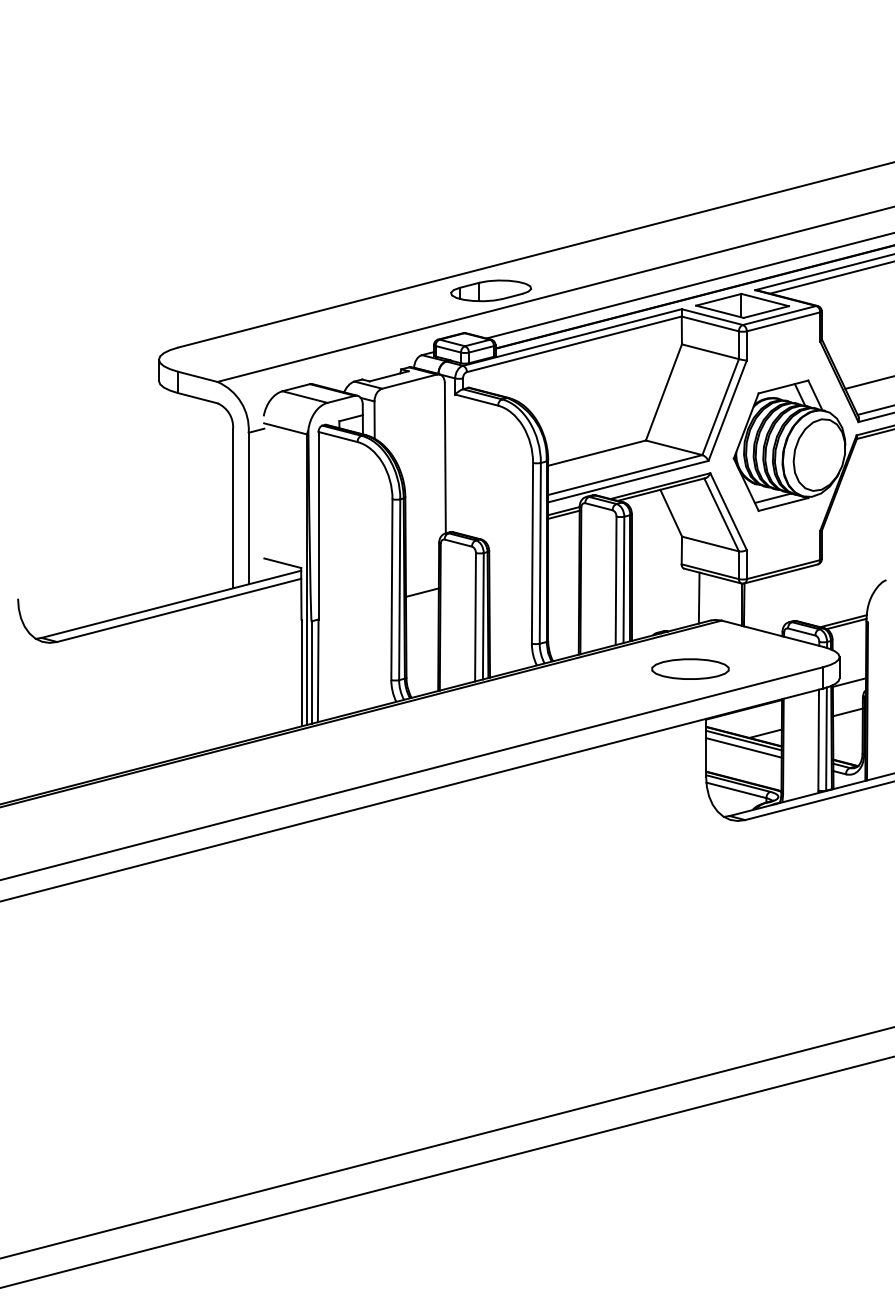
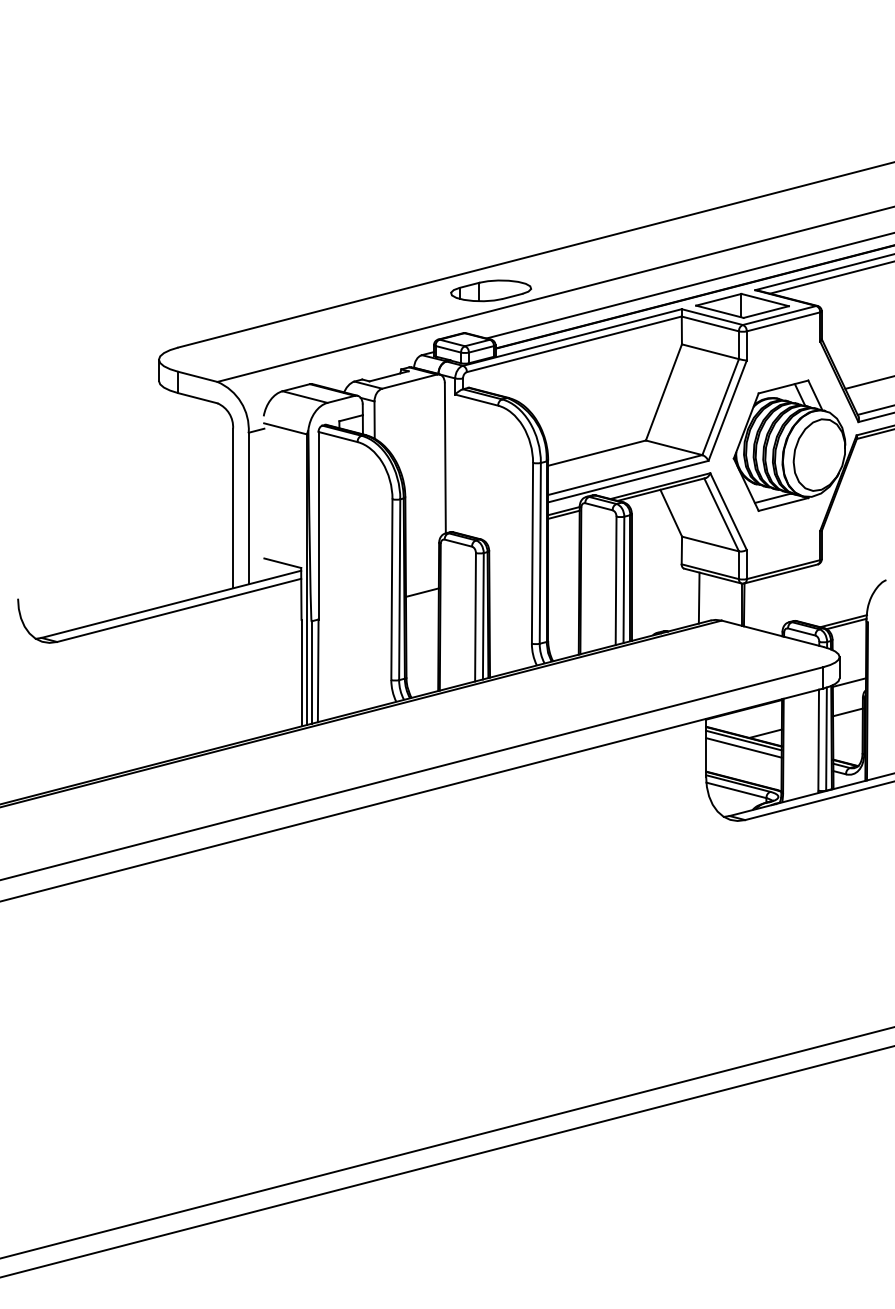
part: present -> none (690, 668)
line position: (446, 1172) -> (446, 1161) (446, 1161)
